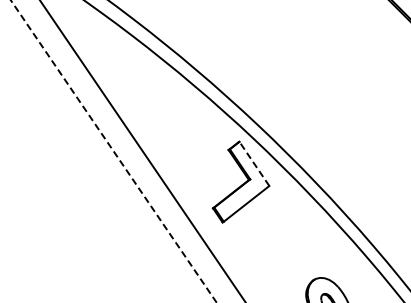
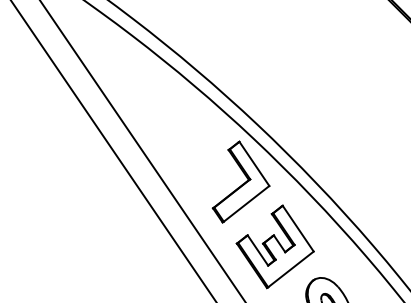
line: dashed -> solid (113, 151)
line: dashed -> solid (254, 163)
part: none -> present (274, 246)
